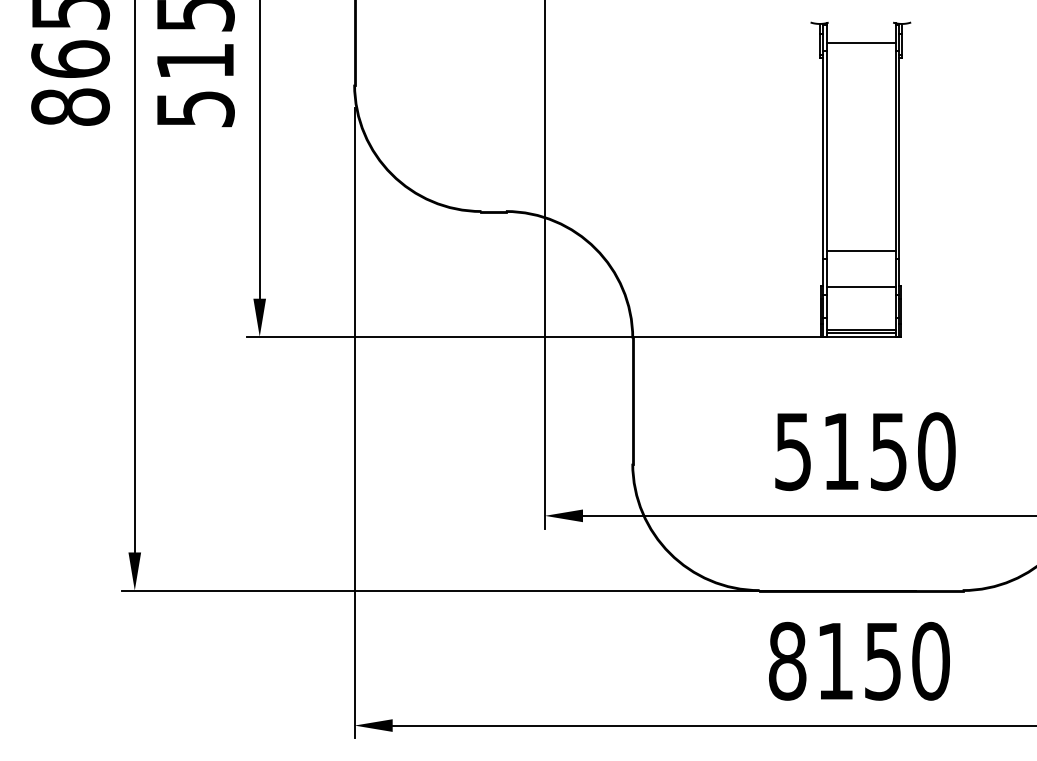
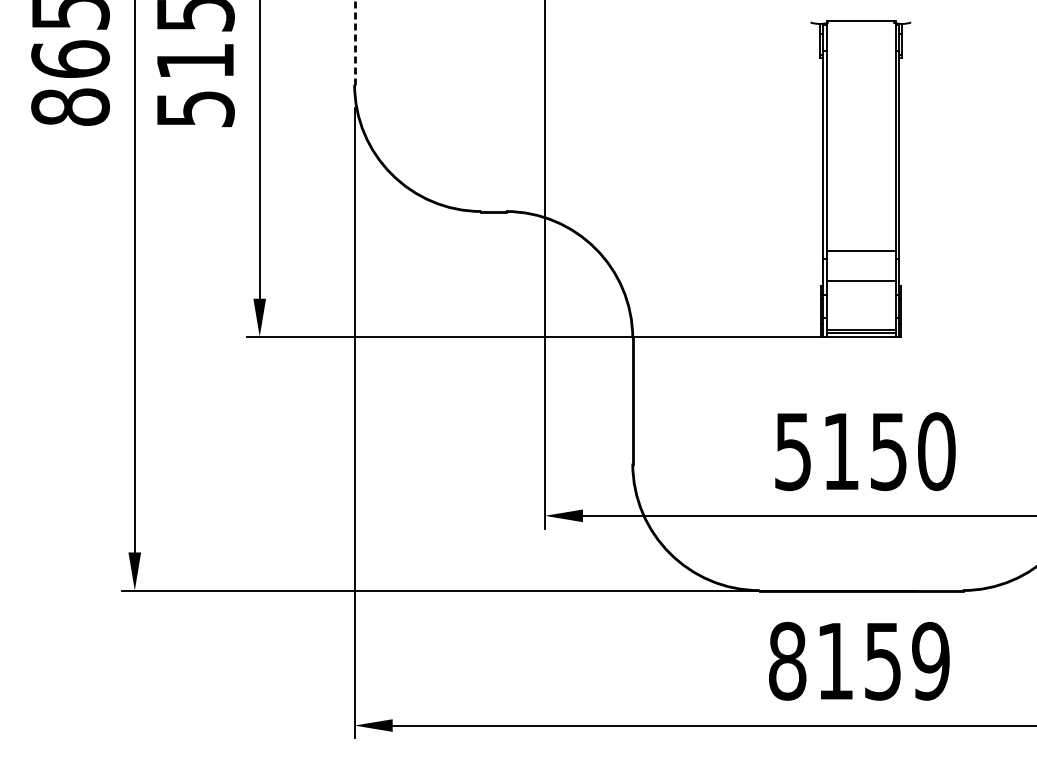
line: solid -> dashed (354, 42)
line position: (860, 42) -> (860, 20) (860, 20)
line position: (860, 286) -> (860, 280) (860, 280)
text: 8150 -> 8159 (930, 661)
